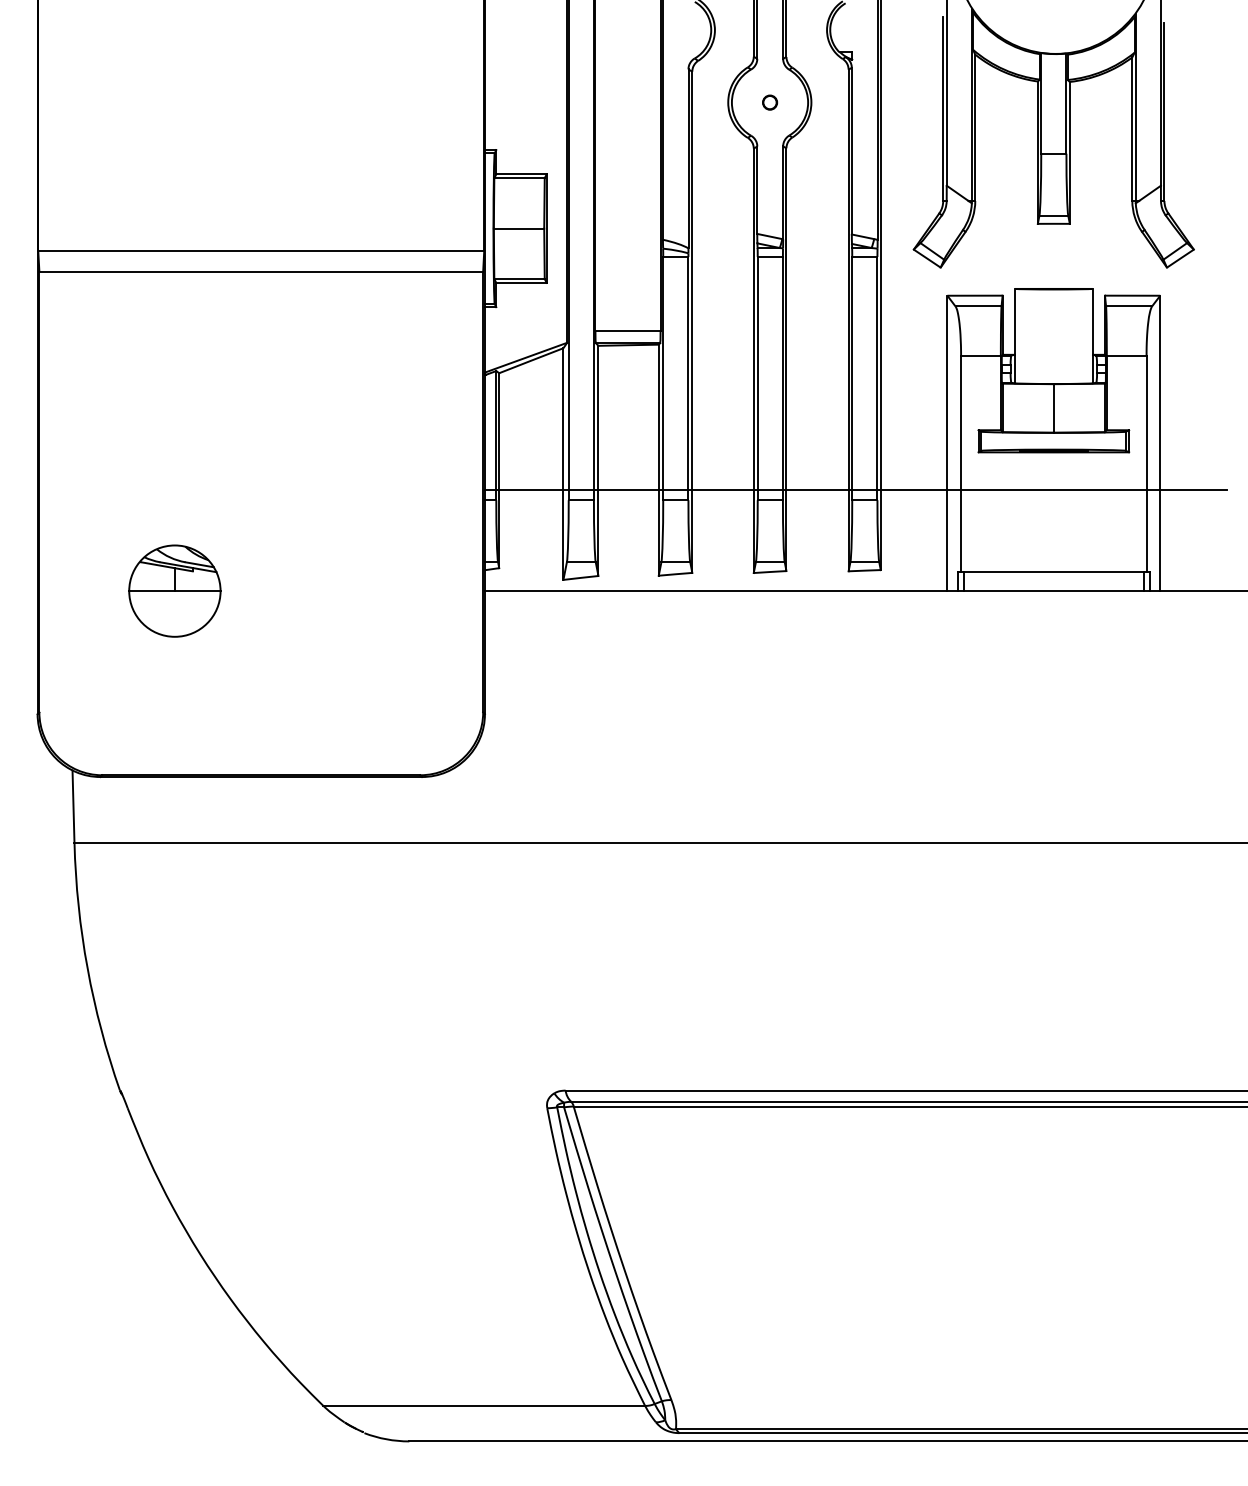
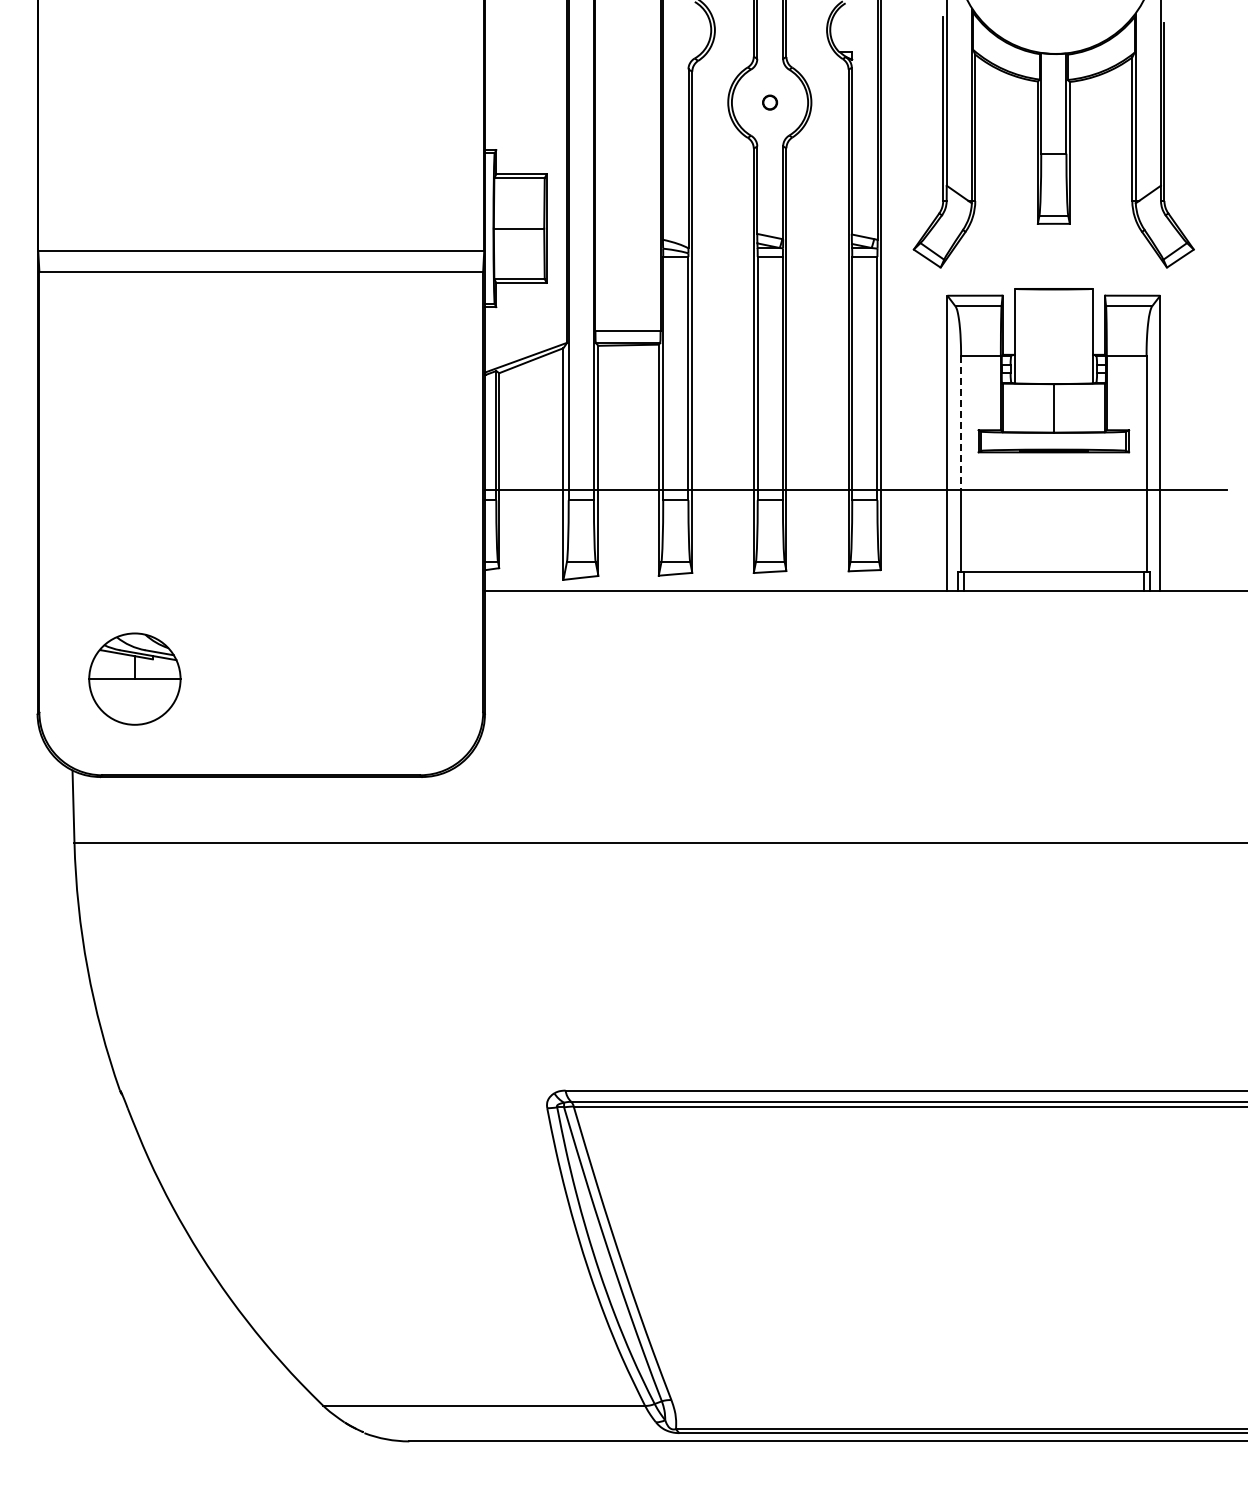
line: solid -> dashed (961, 423)
part position: (174, 590) -> (134, 678) (134, 678)
